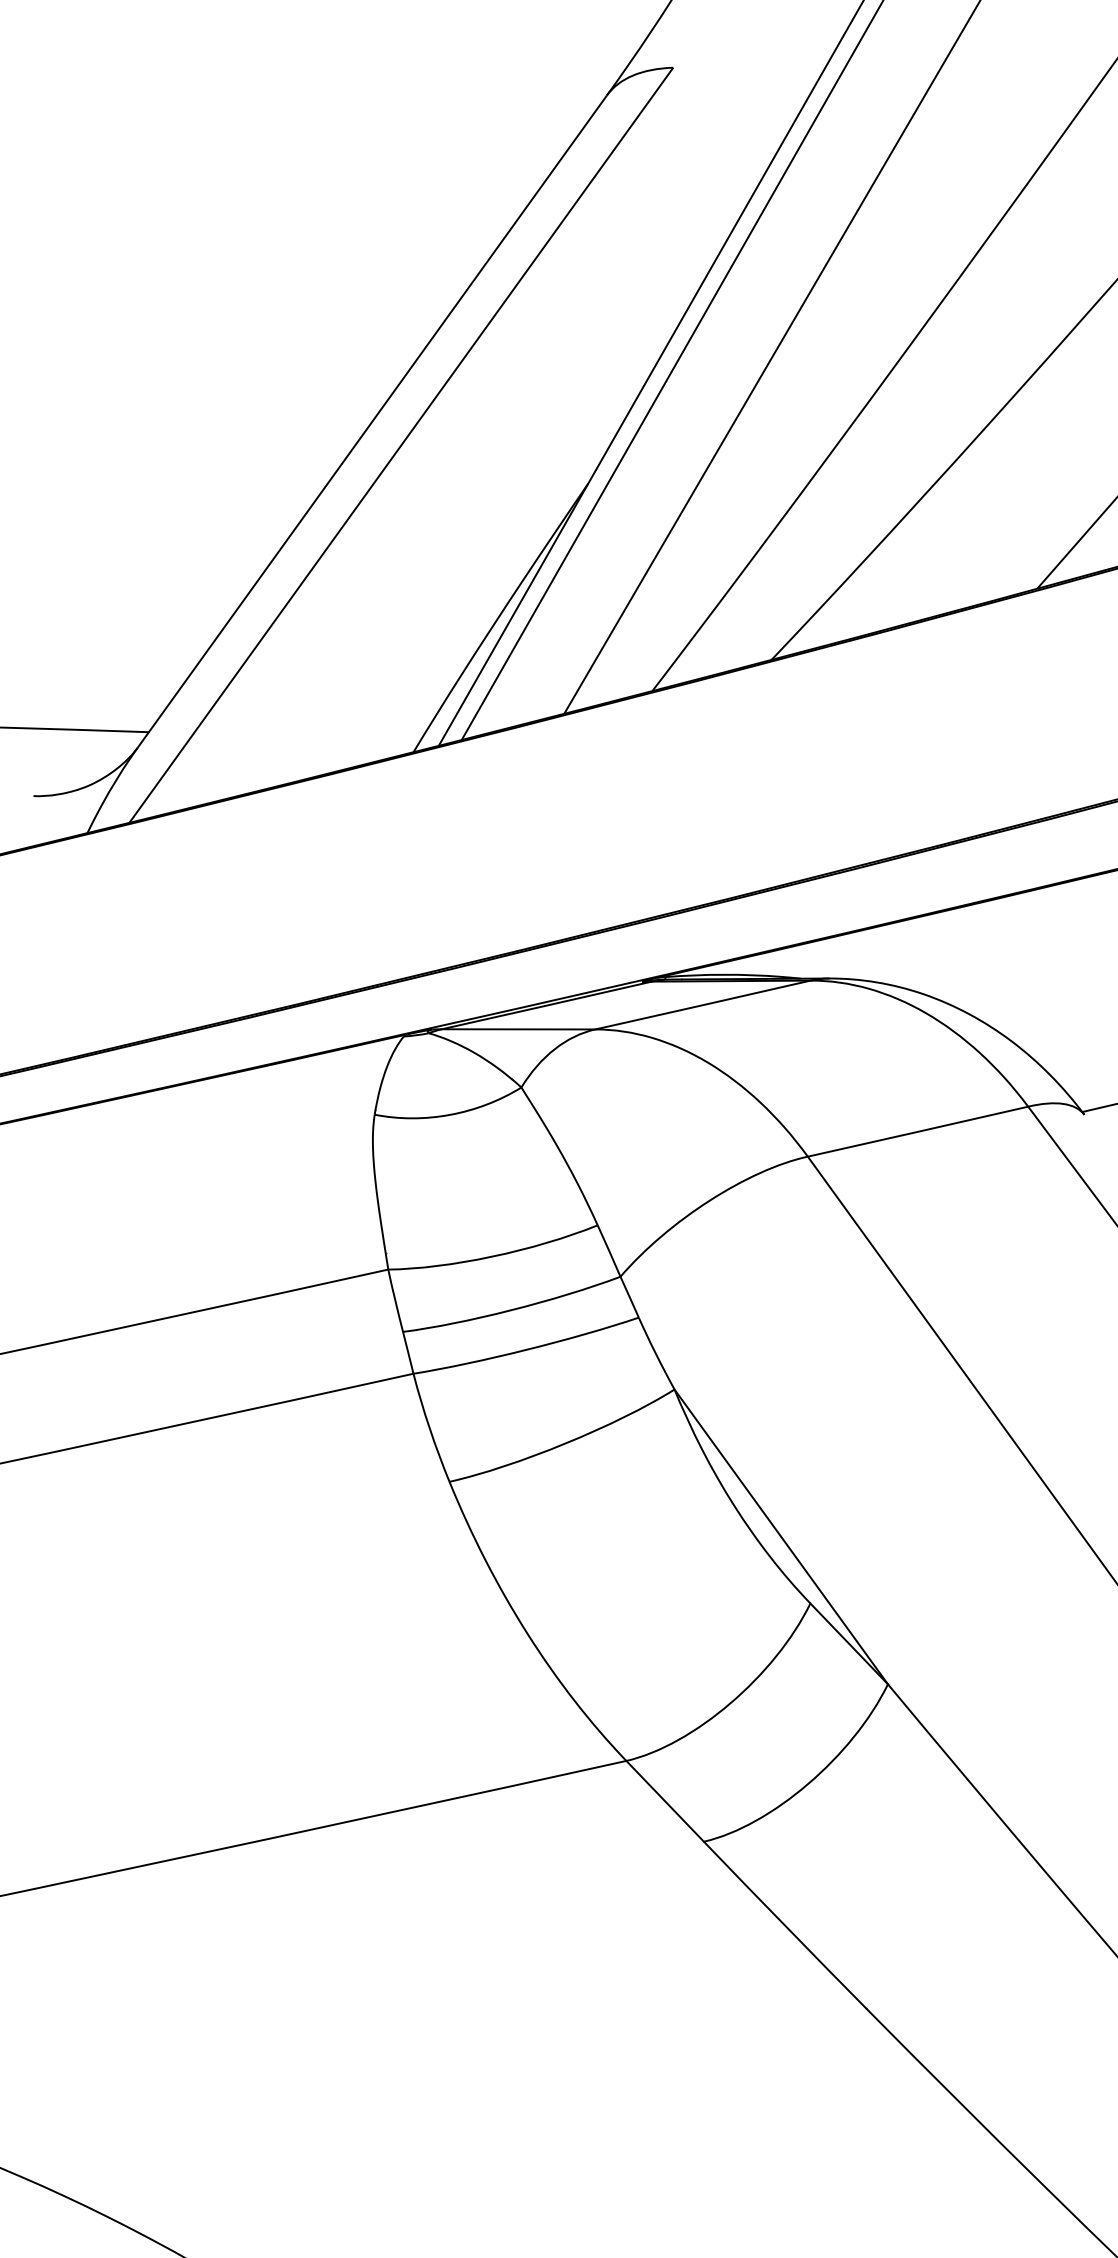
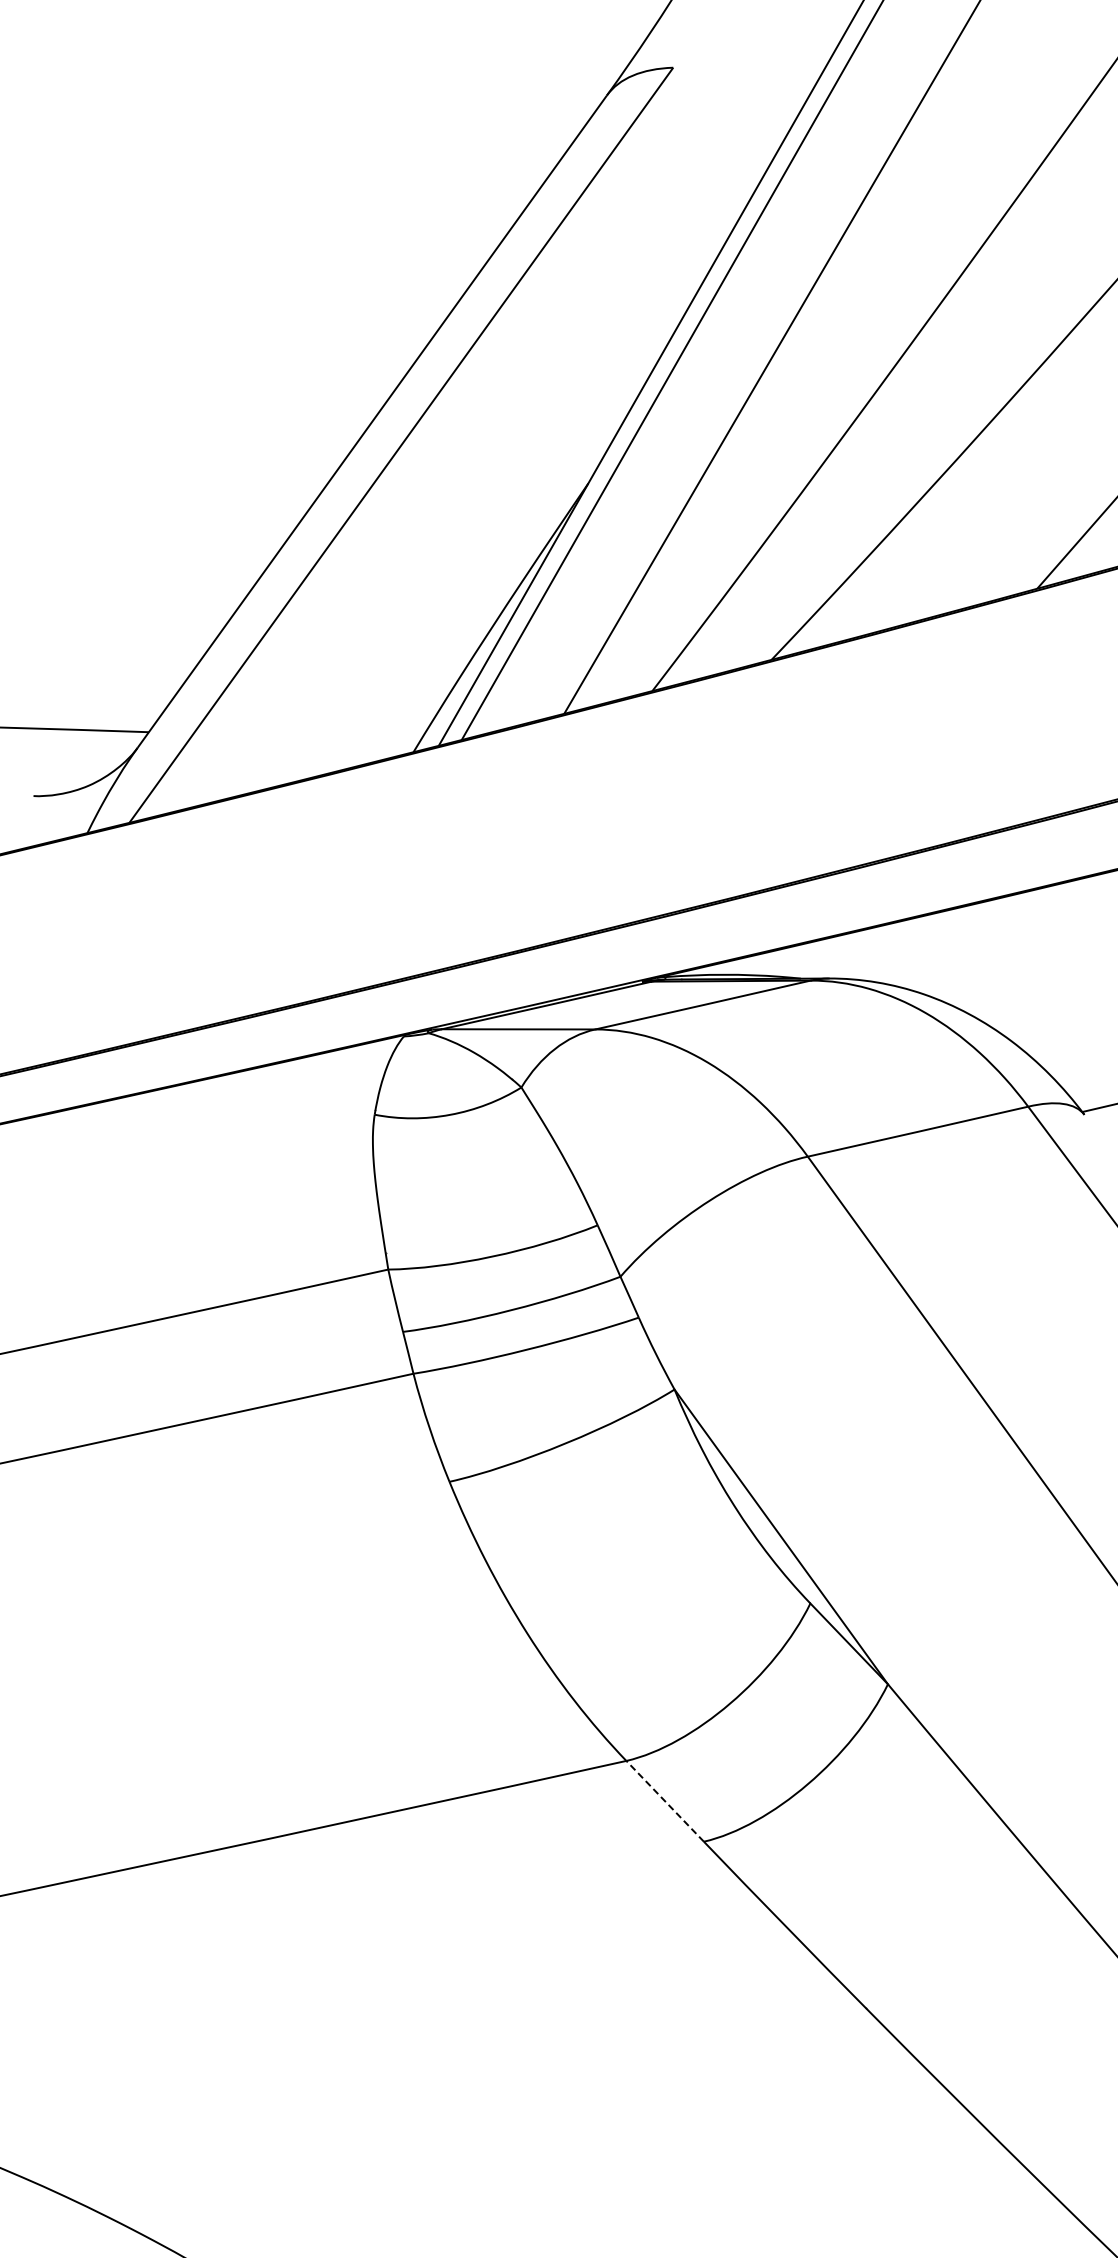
line: solid -> dashed (665, 1801)
